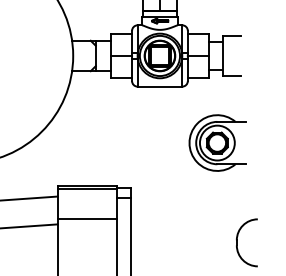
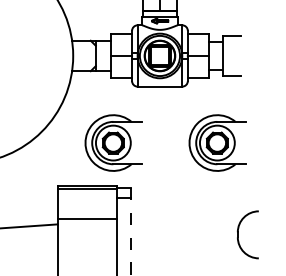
part: none -> present (113, 142)
line: present -> none (29, 198)
line: solid -> dashed (130, 231)
part position: (237, 242) -> (238, 234) (238, 234)
